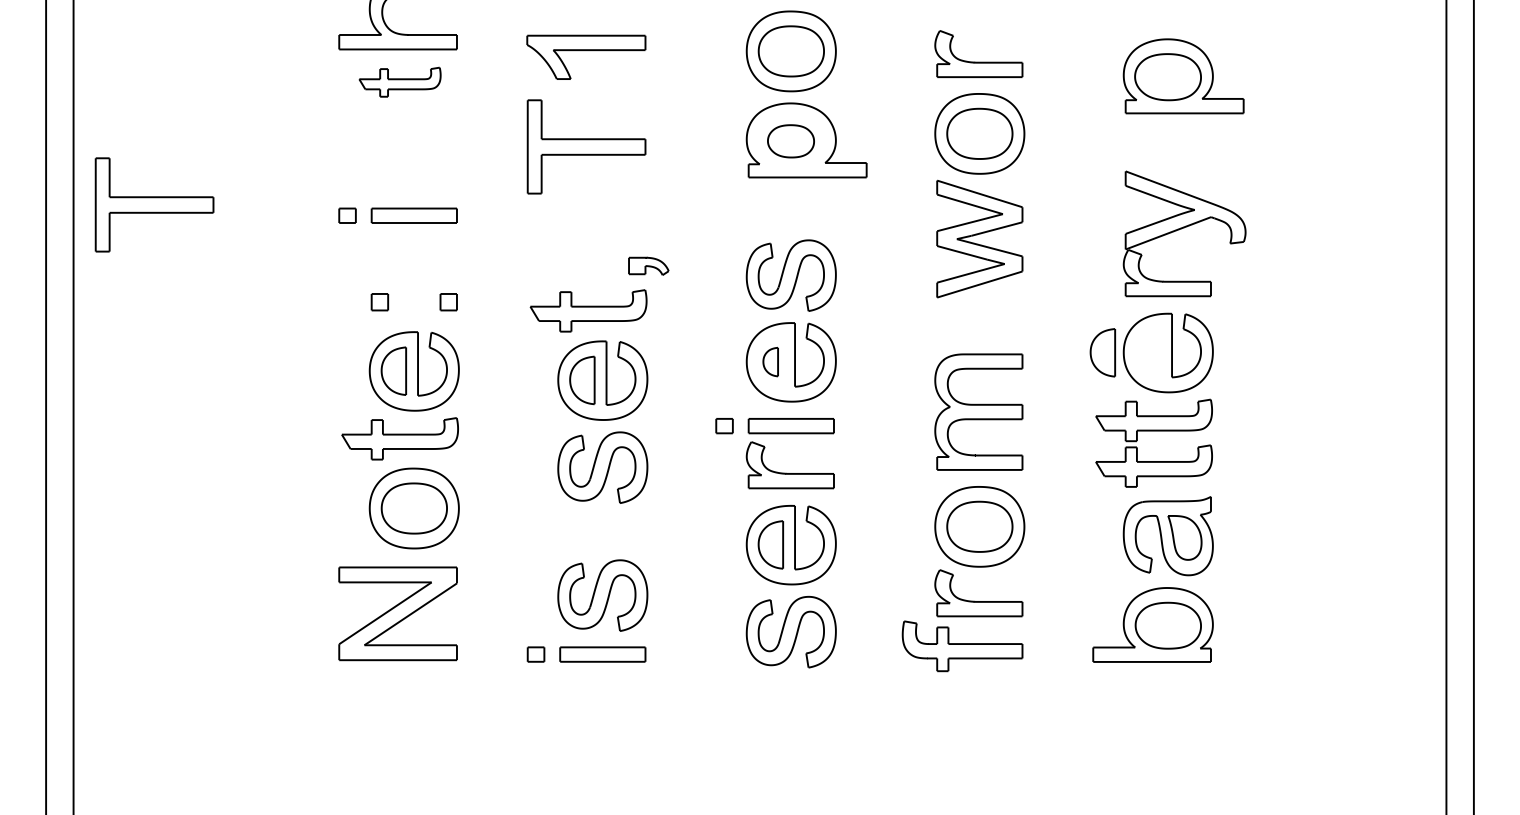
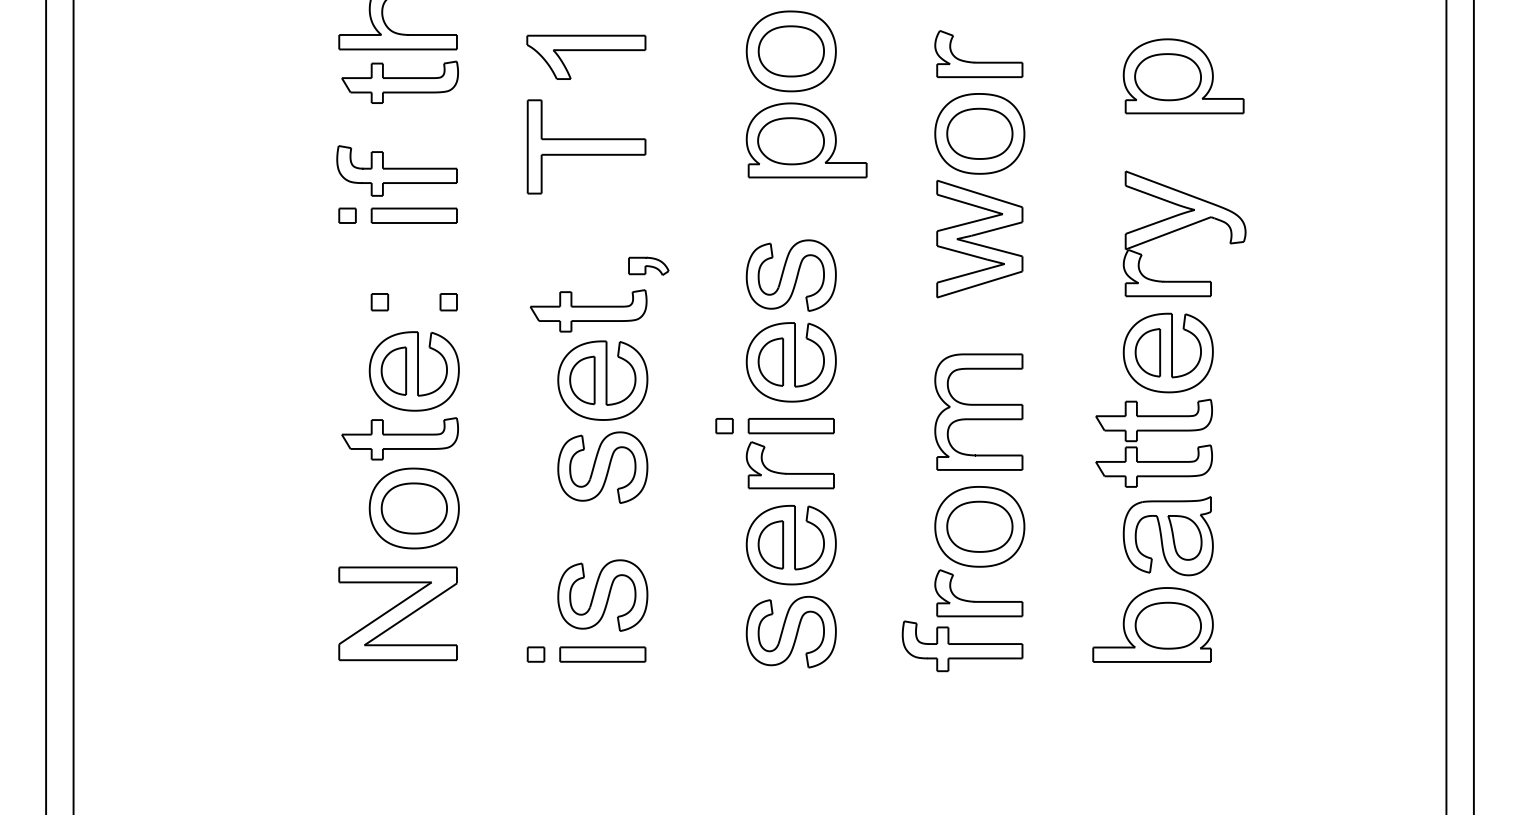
part size: 84x32 px -> 118x44 px (399, 81)
part size: 48x35 px -> 68x49 px (790, 141)
part: none -> present (396, 170)
part: present -> none (154, 204)
part position: (1102, 352) -> (1147, 352) (1147, 352)
part size: 17x31 px -> 27x50 px (770, 361)
